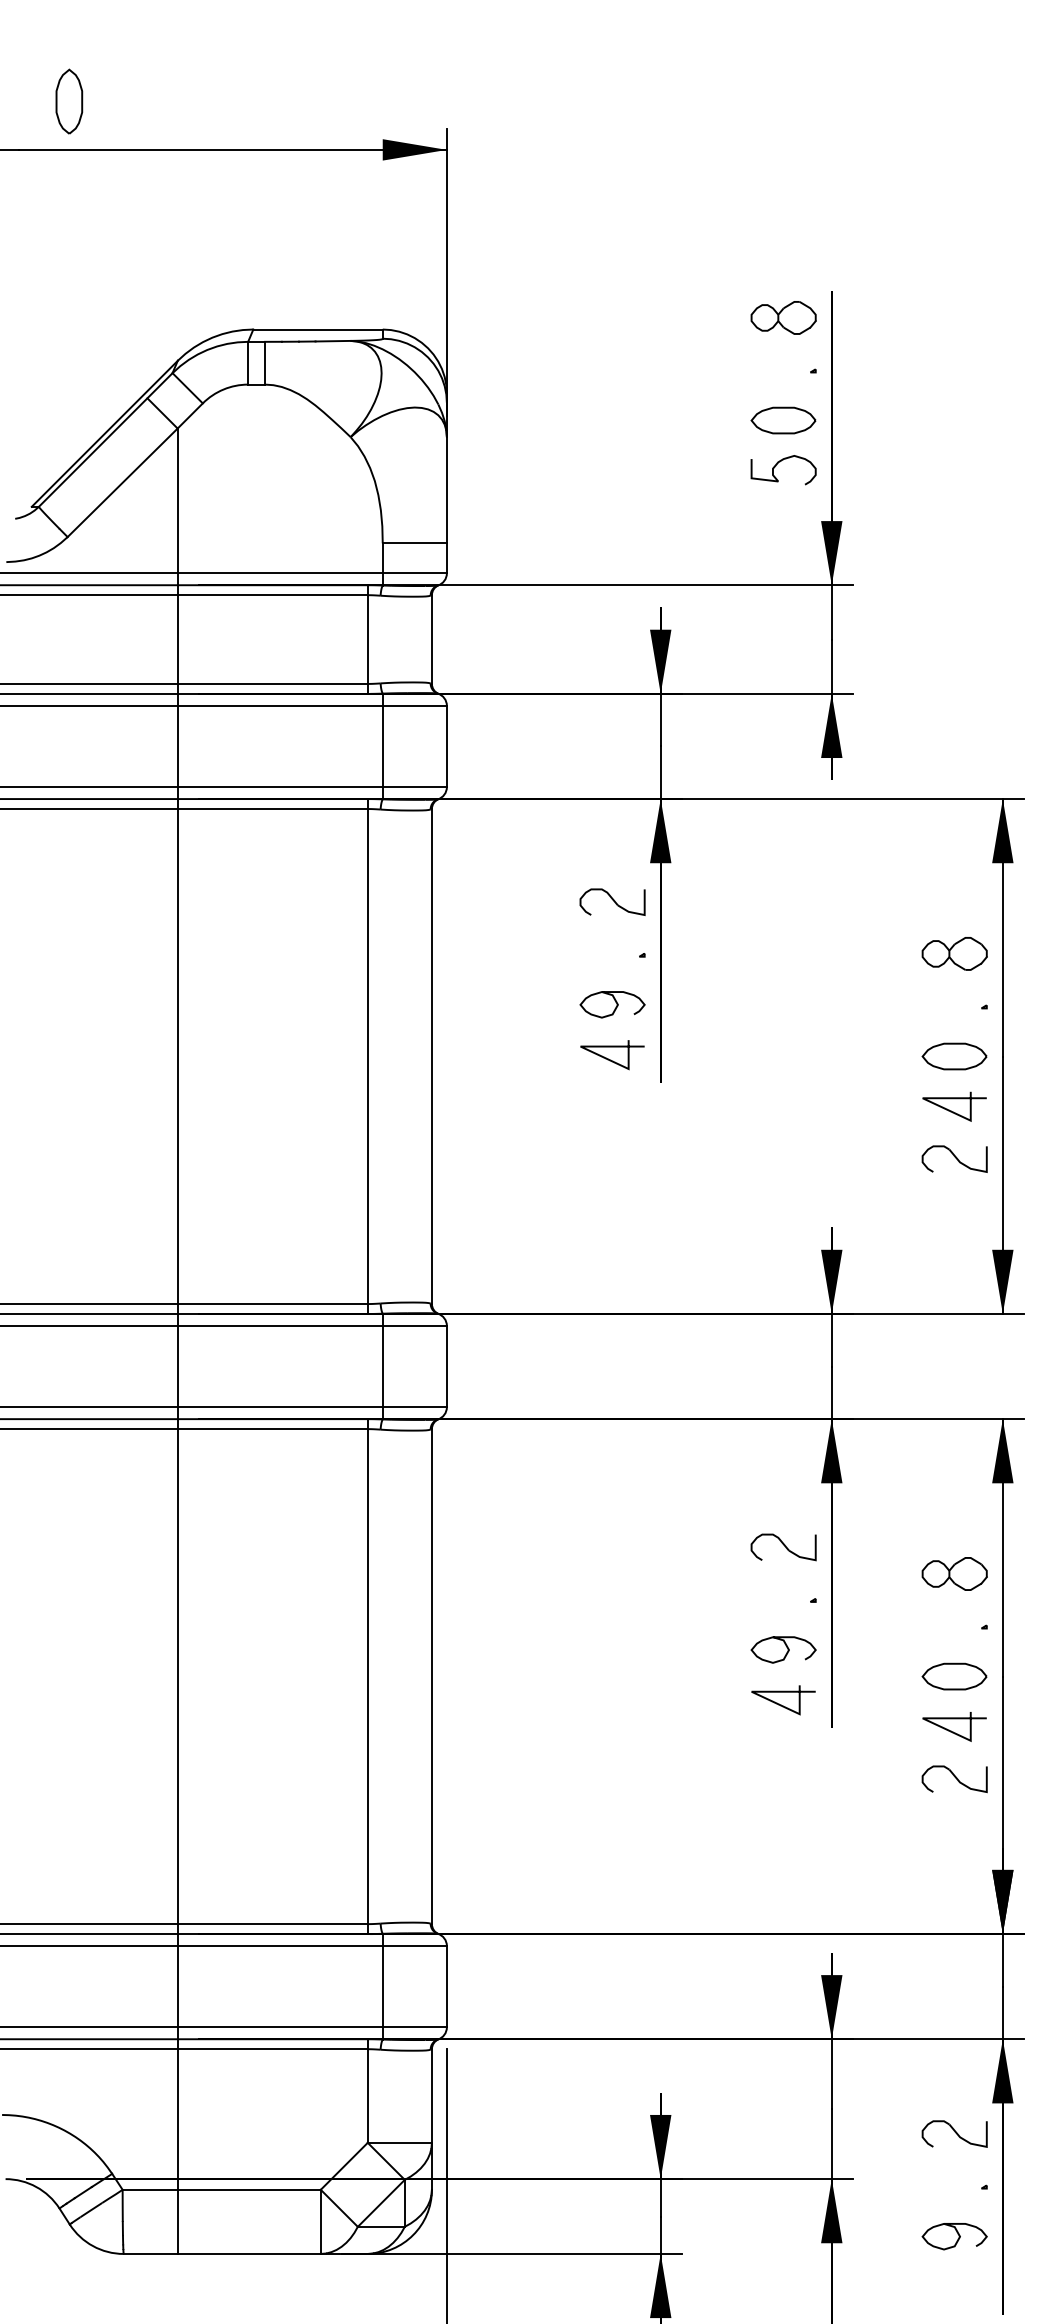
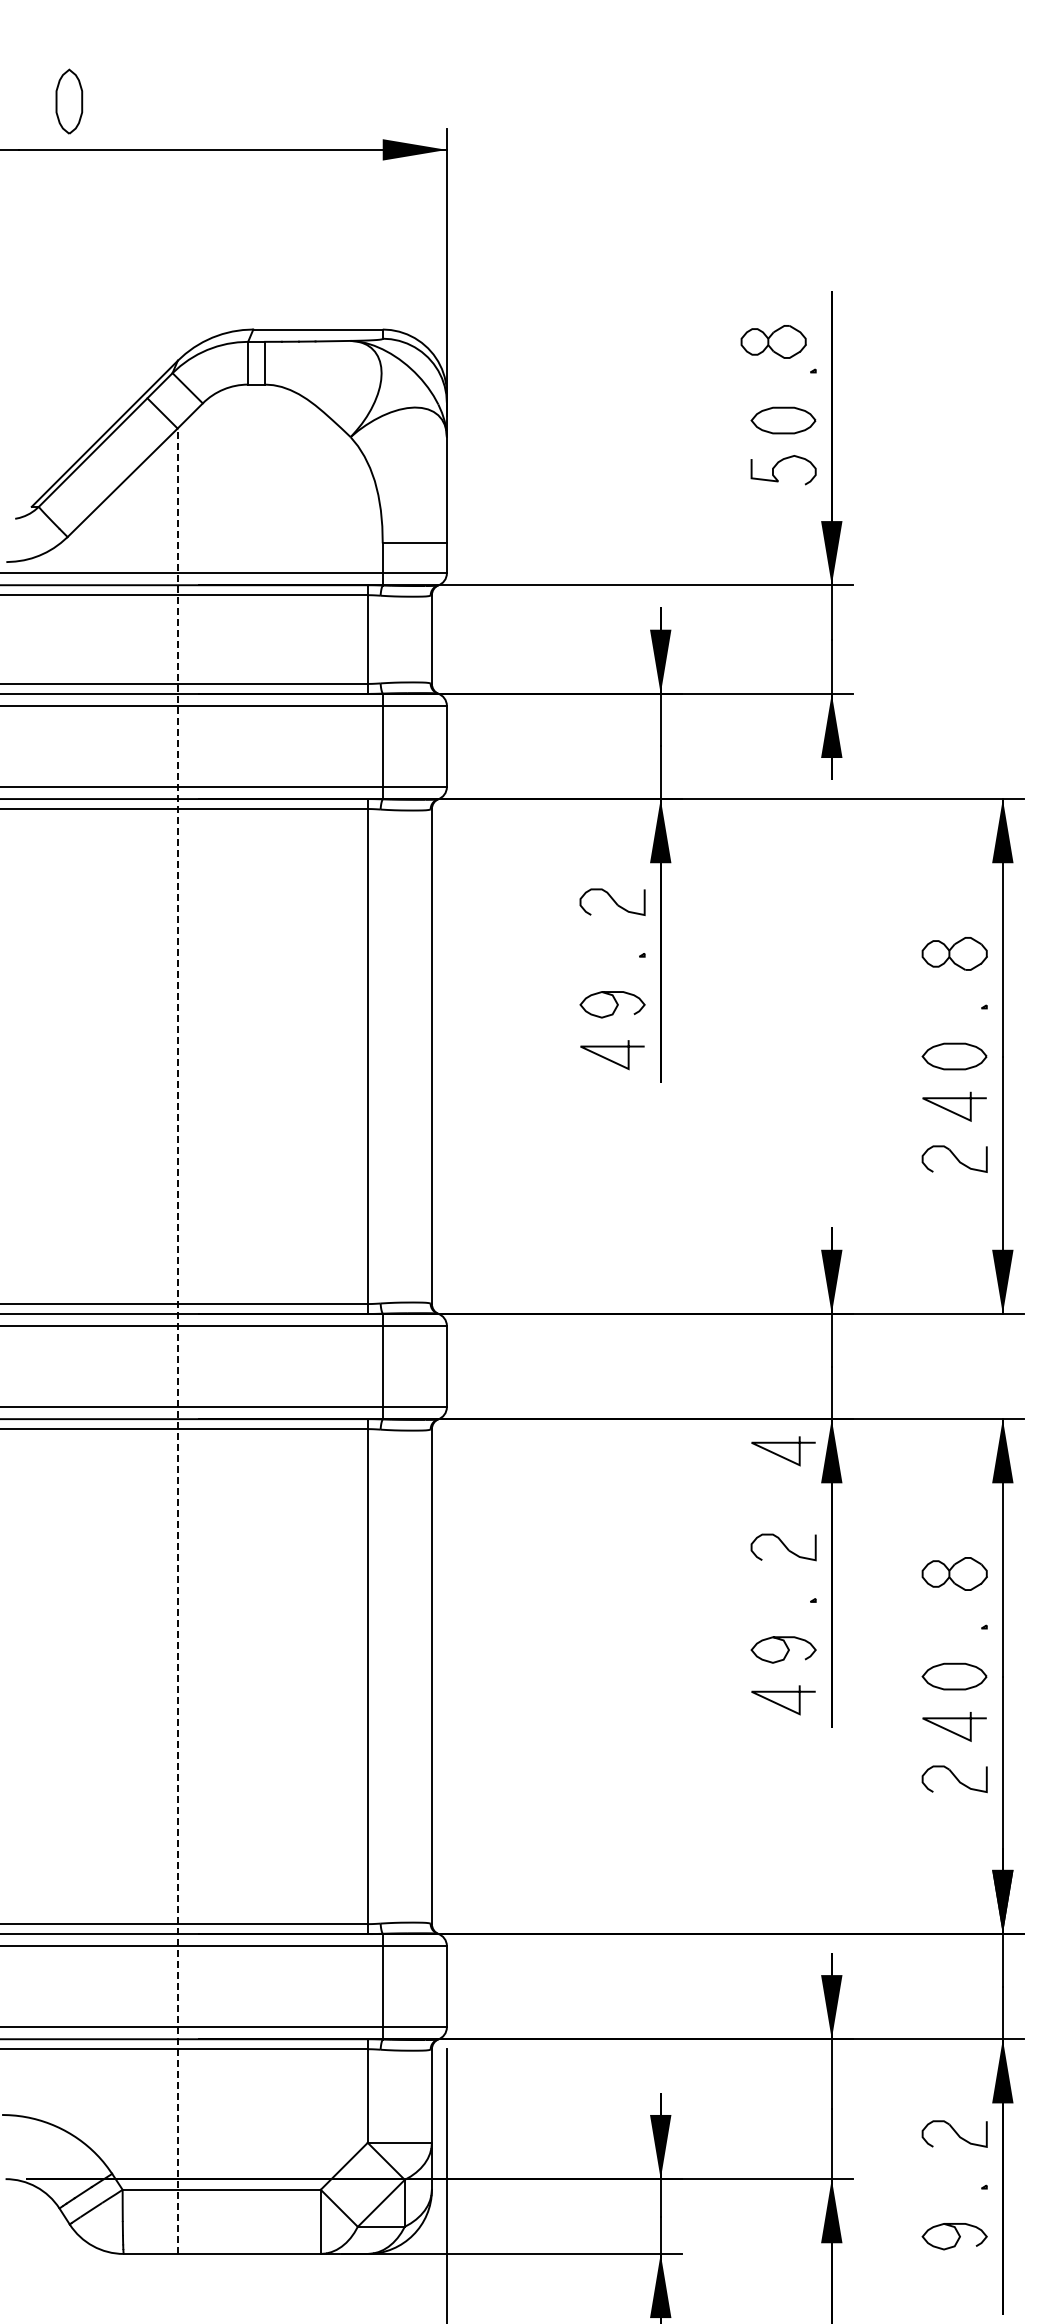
part position: (783, 317) -> (773, 341) (773, 341)
line: solid -> dashed (177, 1341)
line: none -> present (781, 1455)
